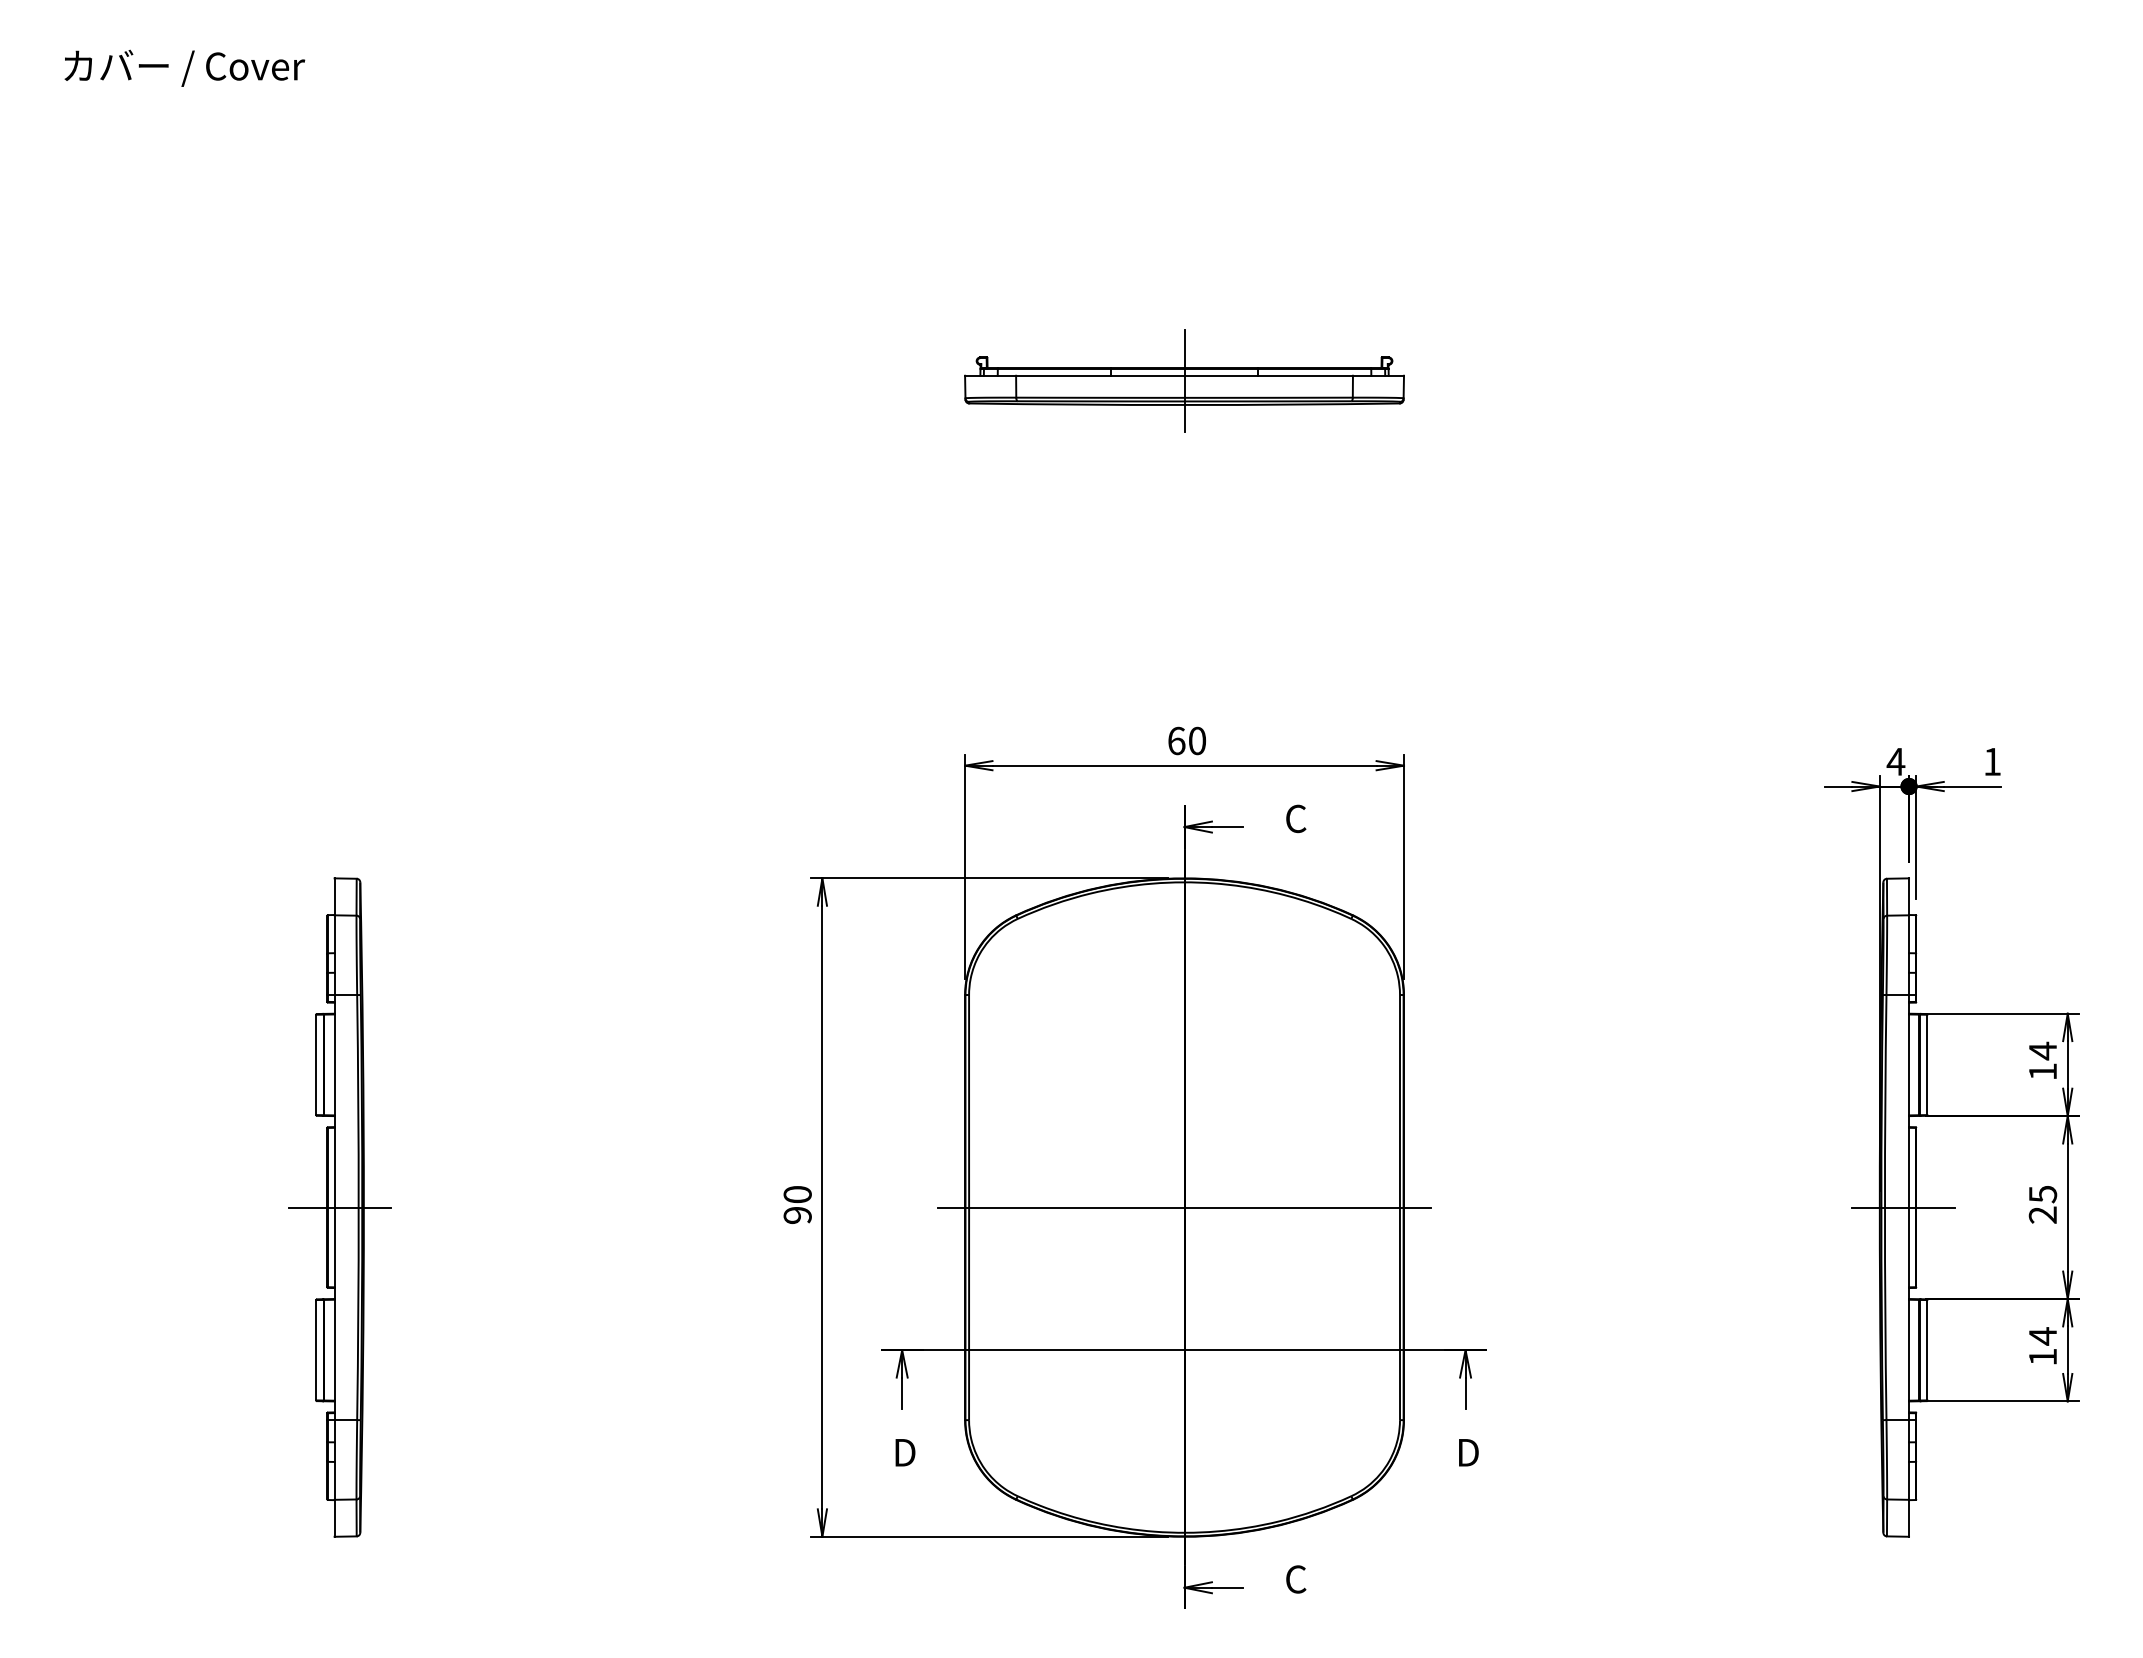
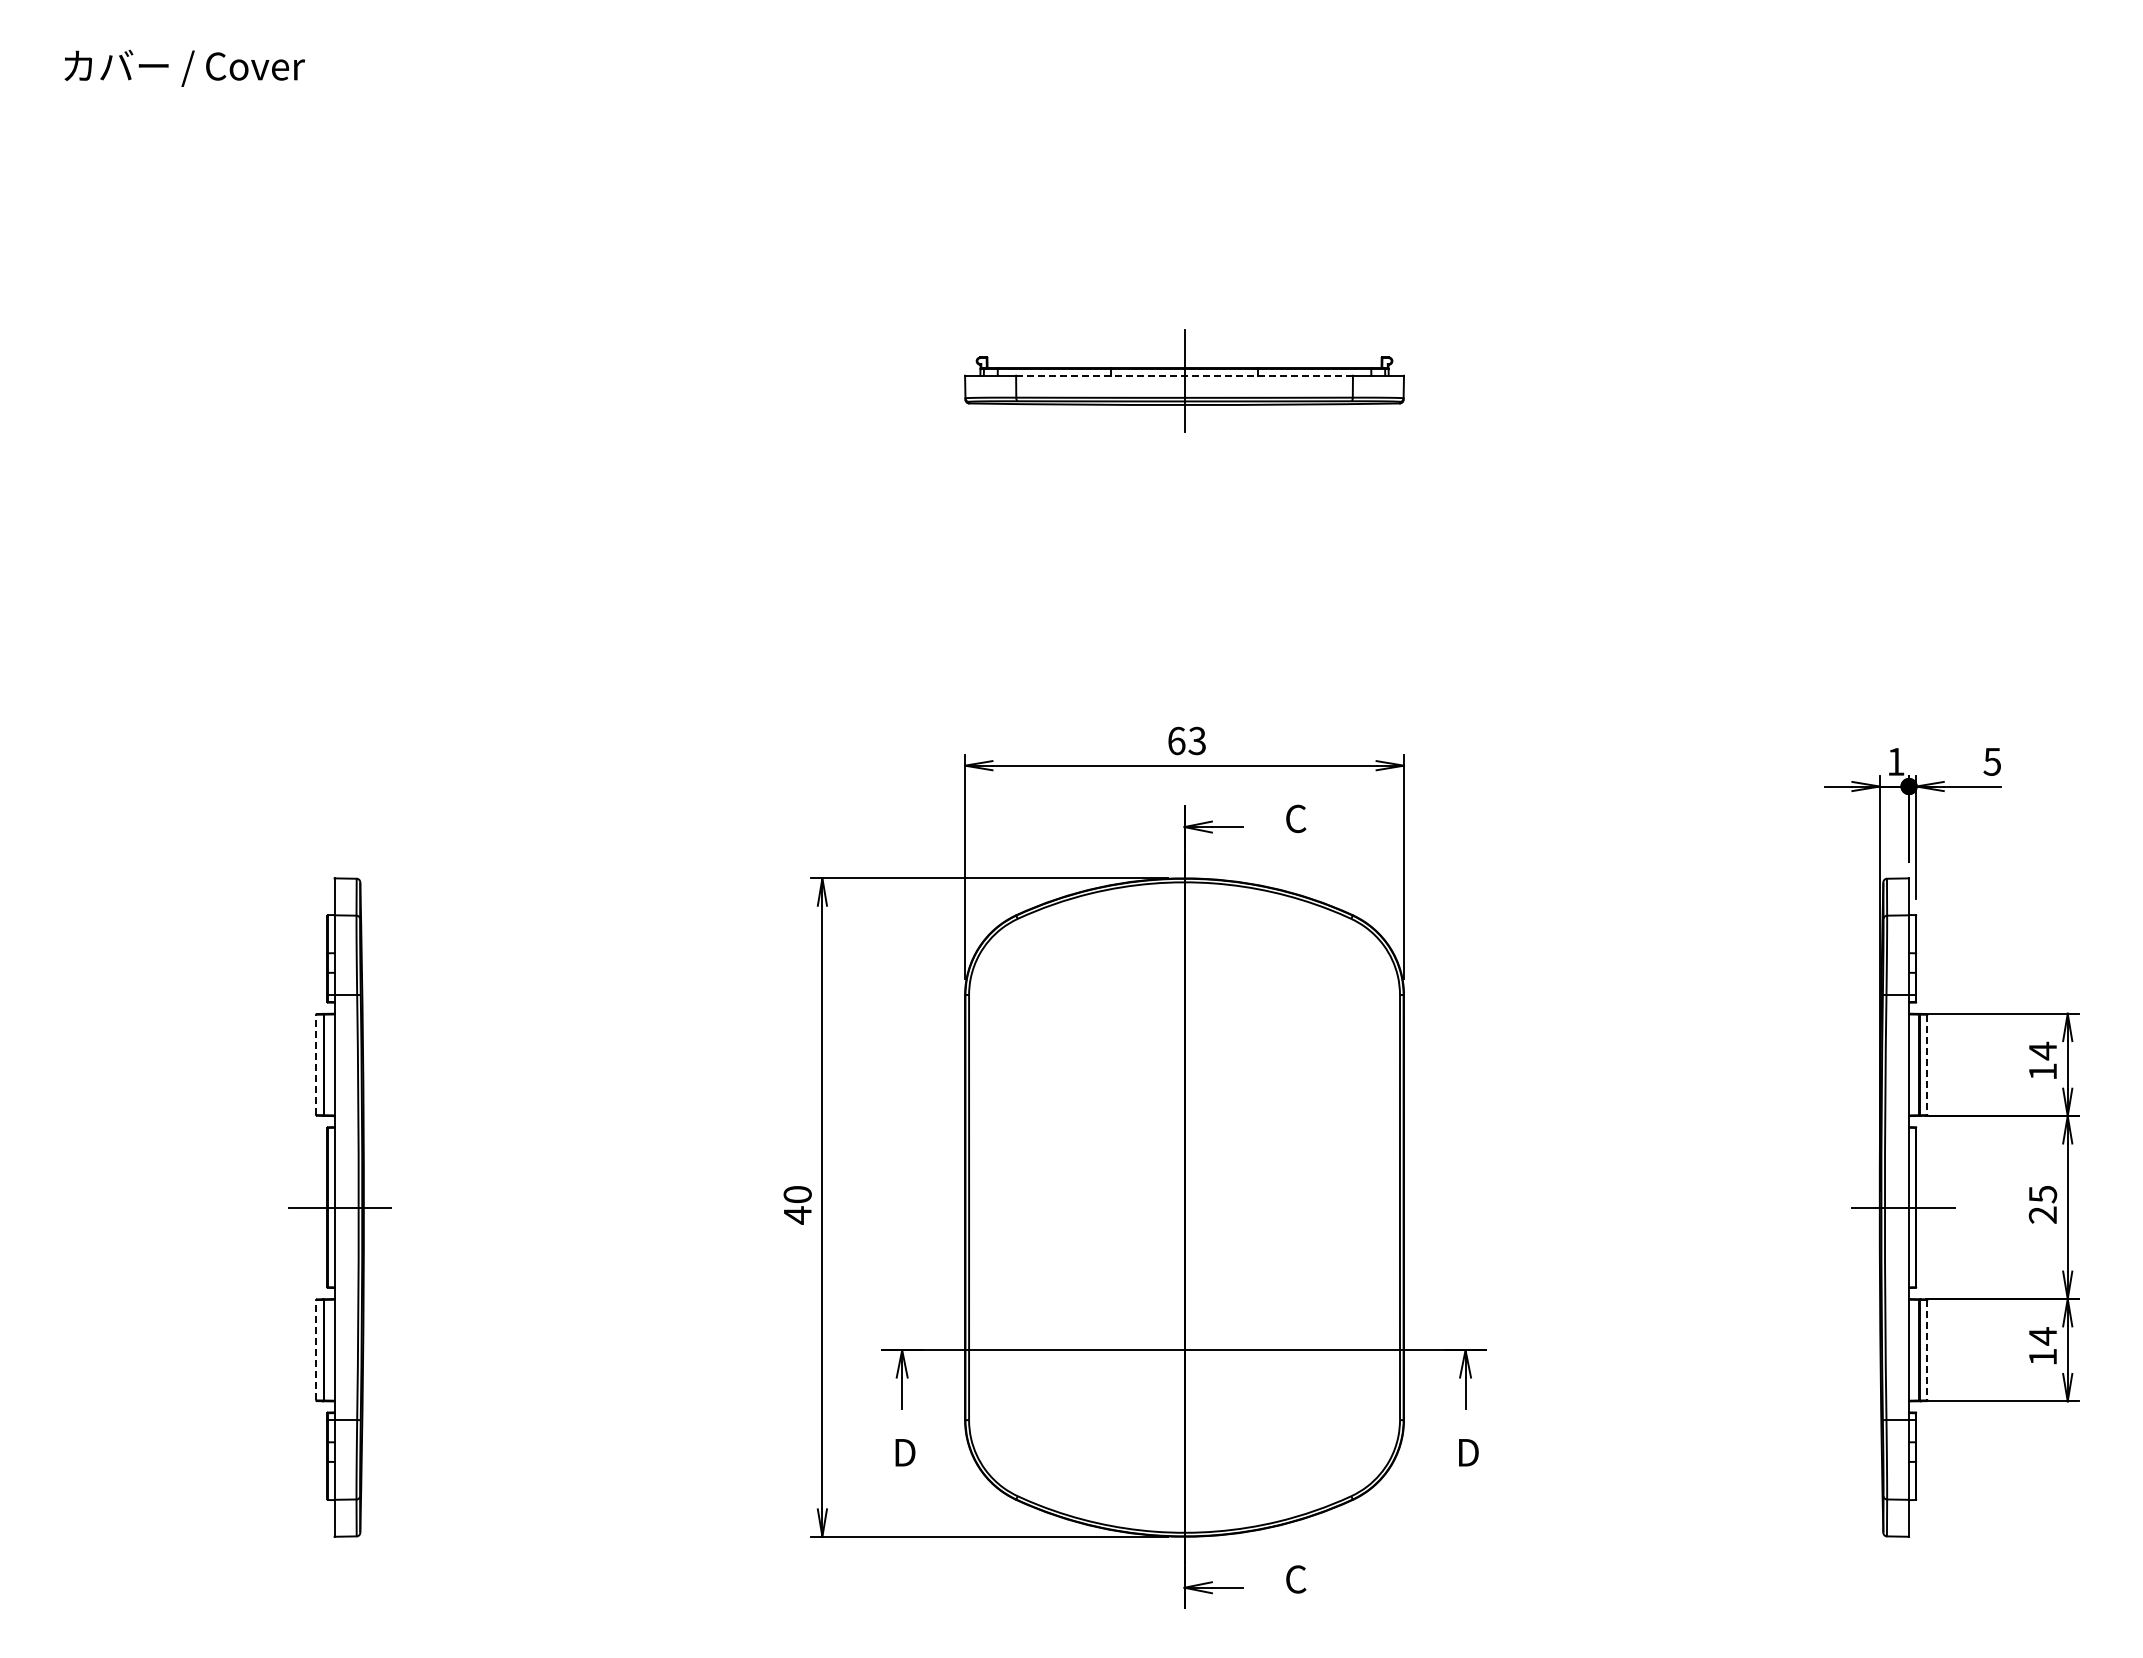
line: solid -> dashed (1185, 375)
text: 60 -> 63 (1196, 741)
text: 4 -> 1 (1895, 761)
text: 1 -> 5 (1991, 761)
line: solid -> dashed (316, 1064)
line: solid -> dashed (1927, 1065)
line: present -> none (1184, 1207)
text: 90 -> 40 (797, 1215)
line: solid -> dashed (316, 1349)
line: solid -> dashed (1927, 1350)
